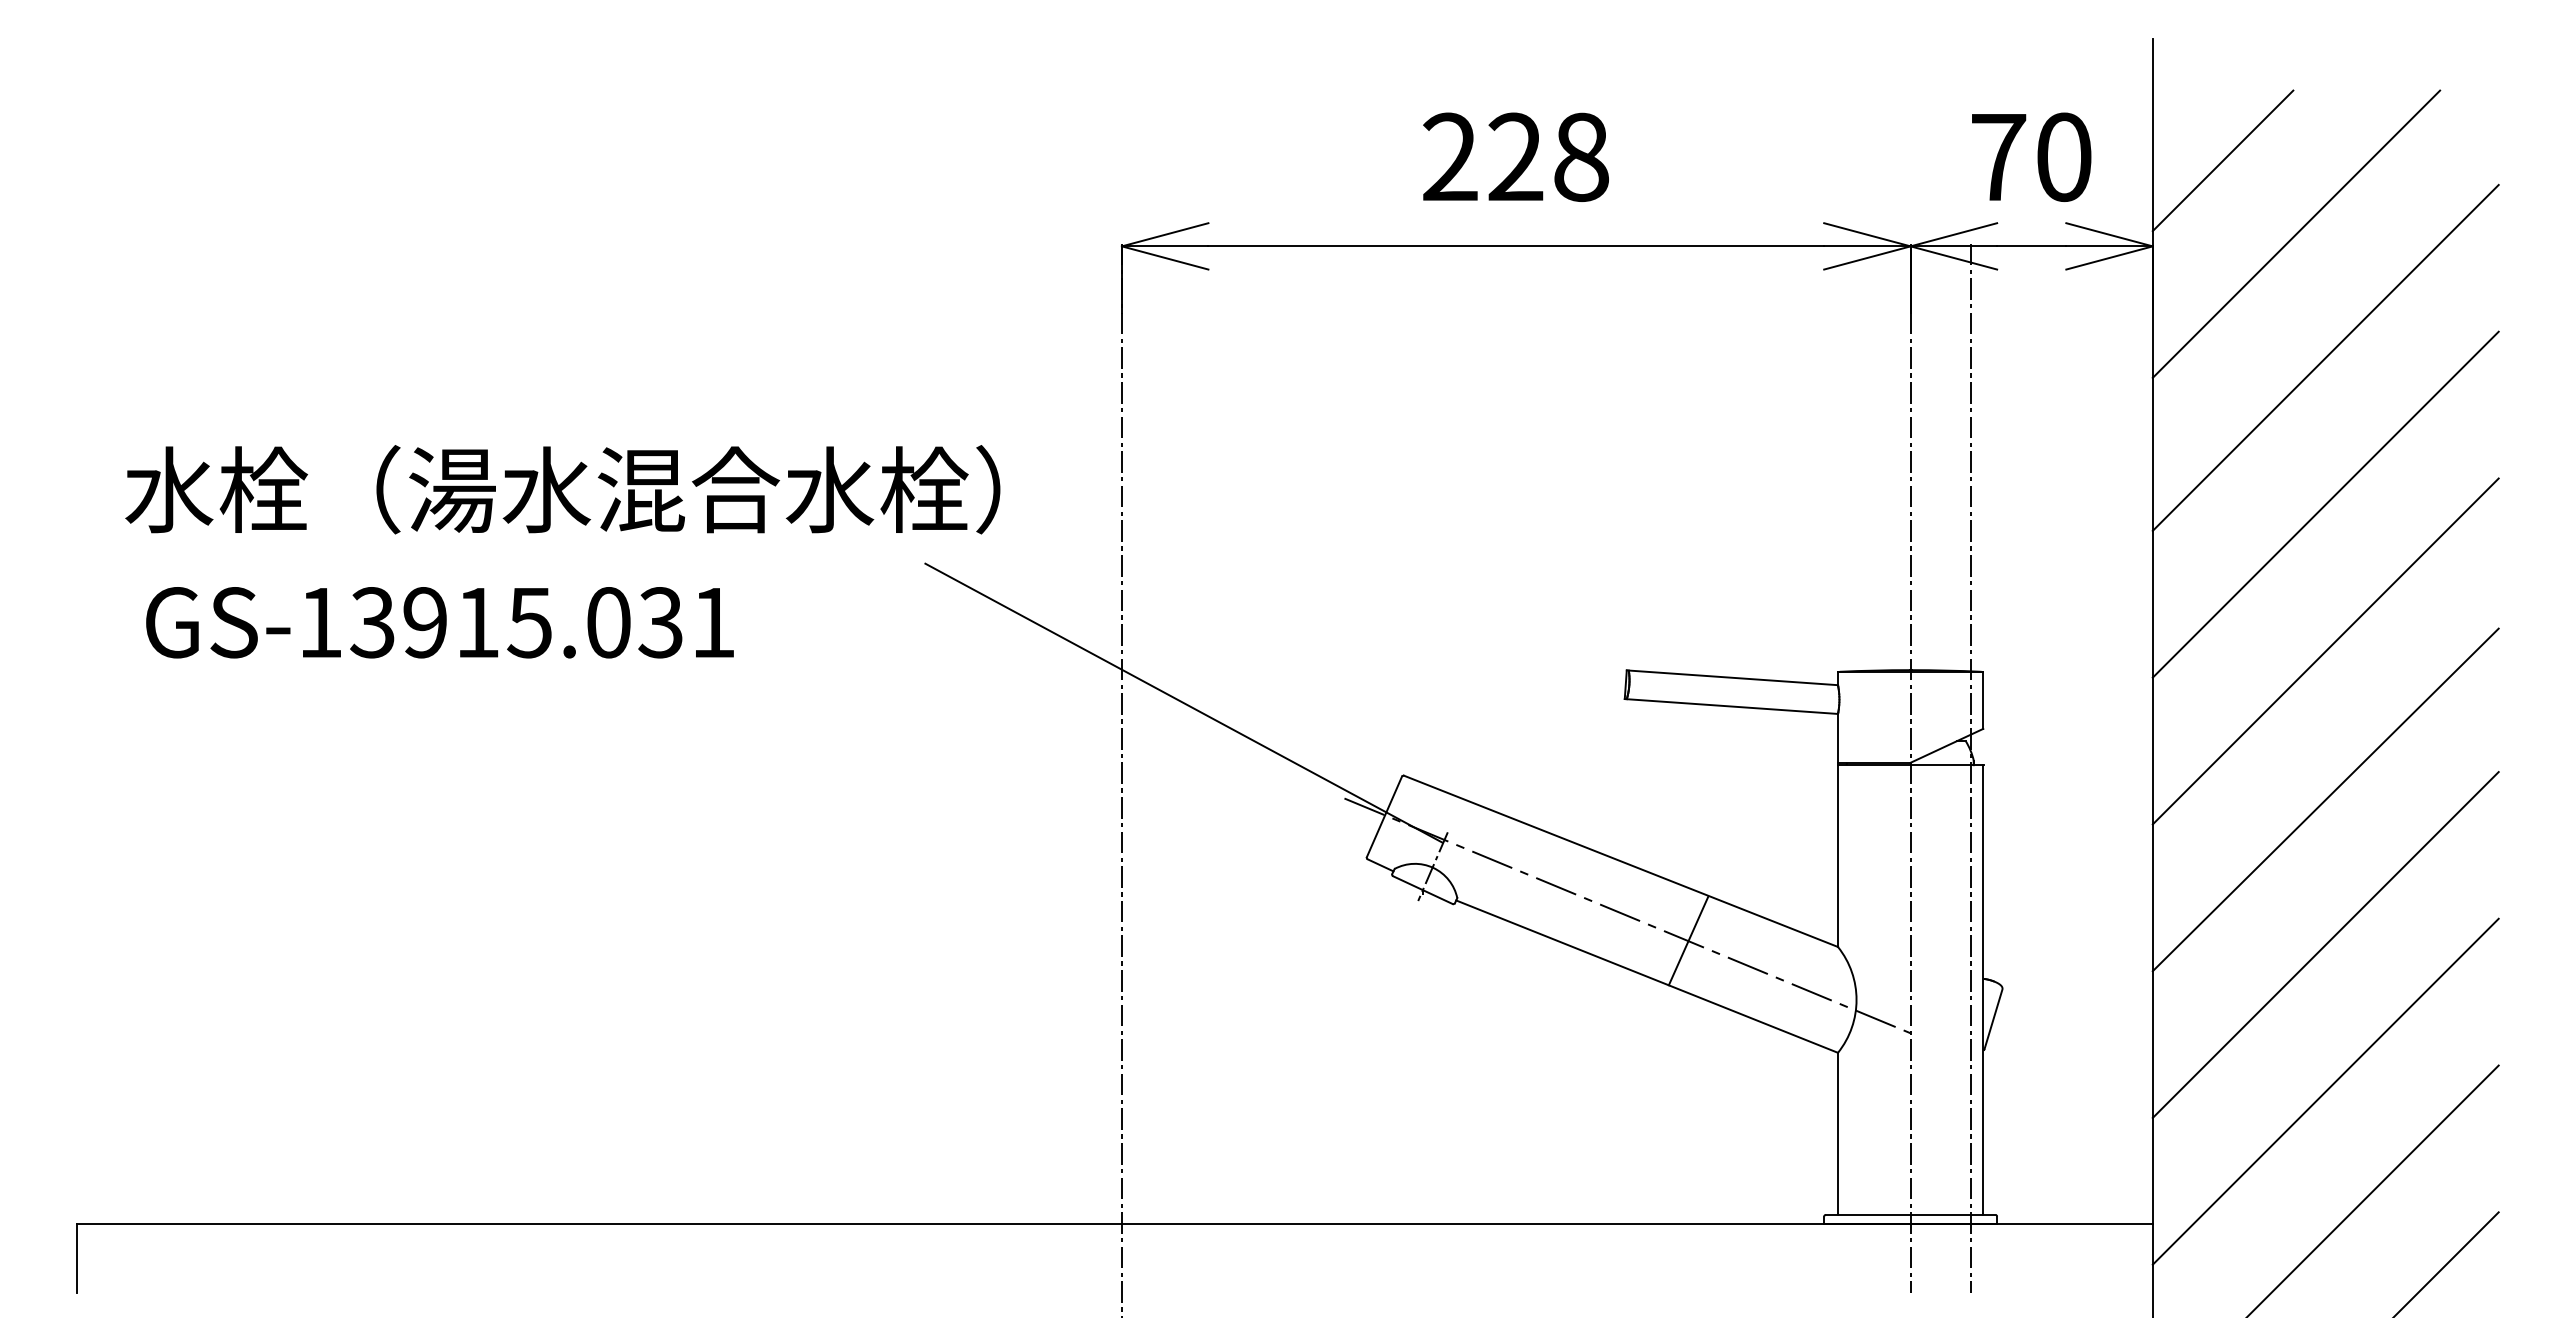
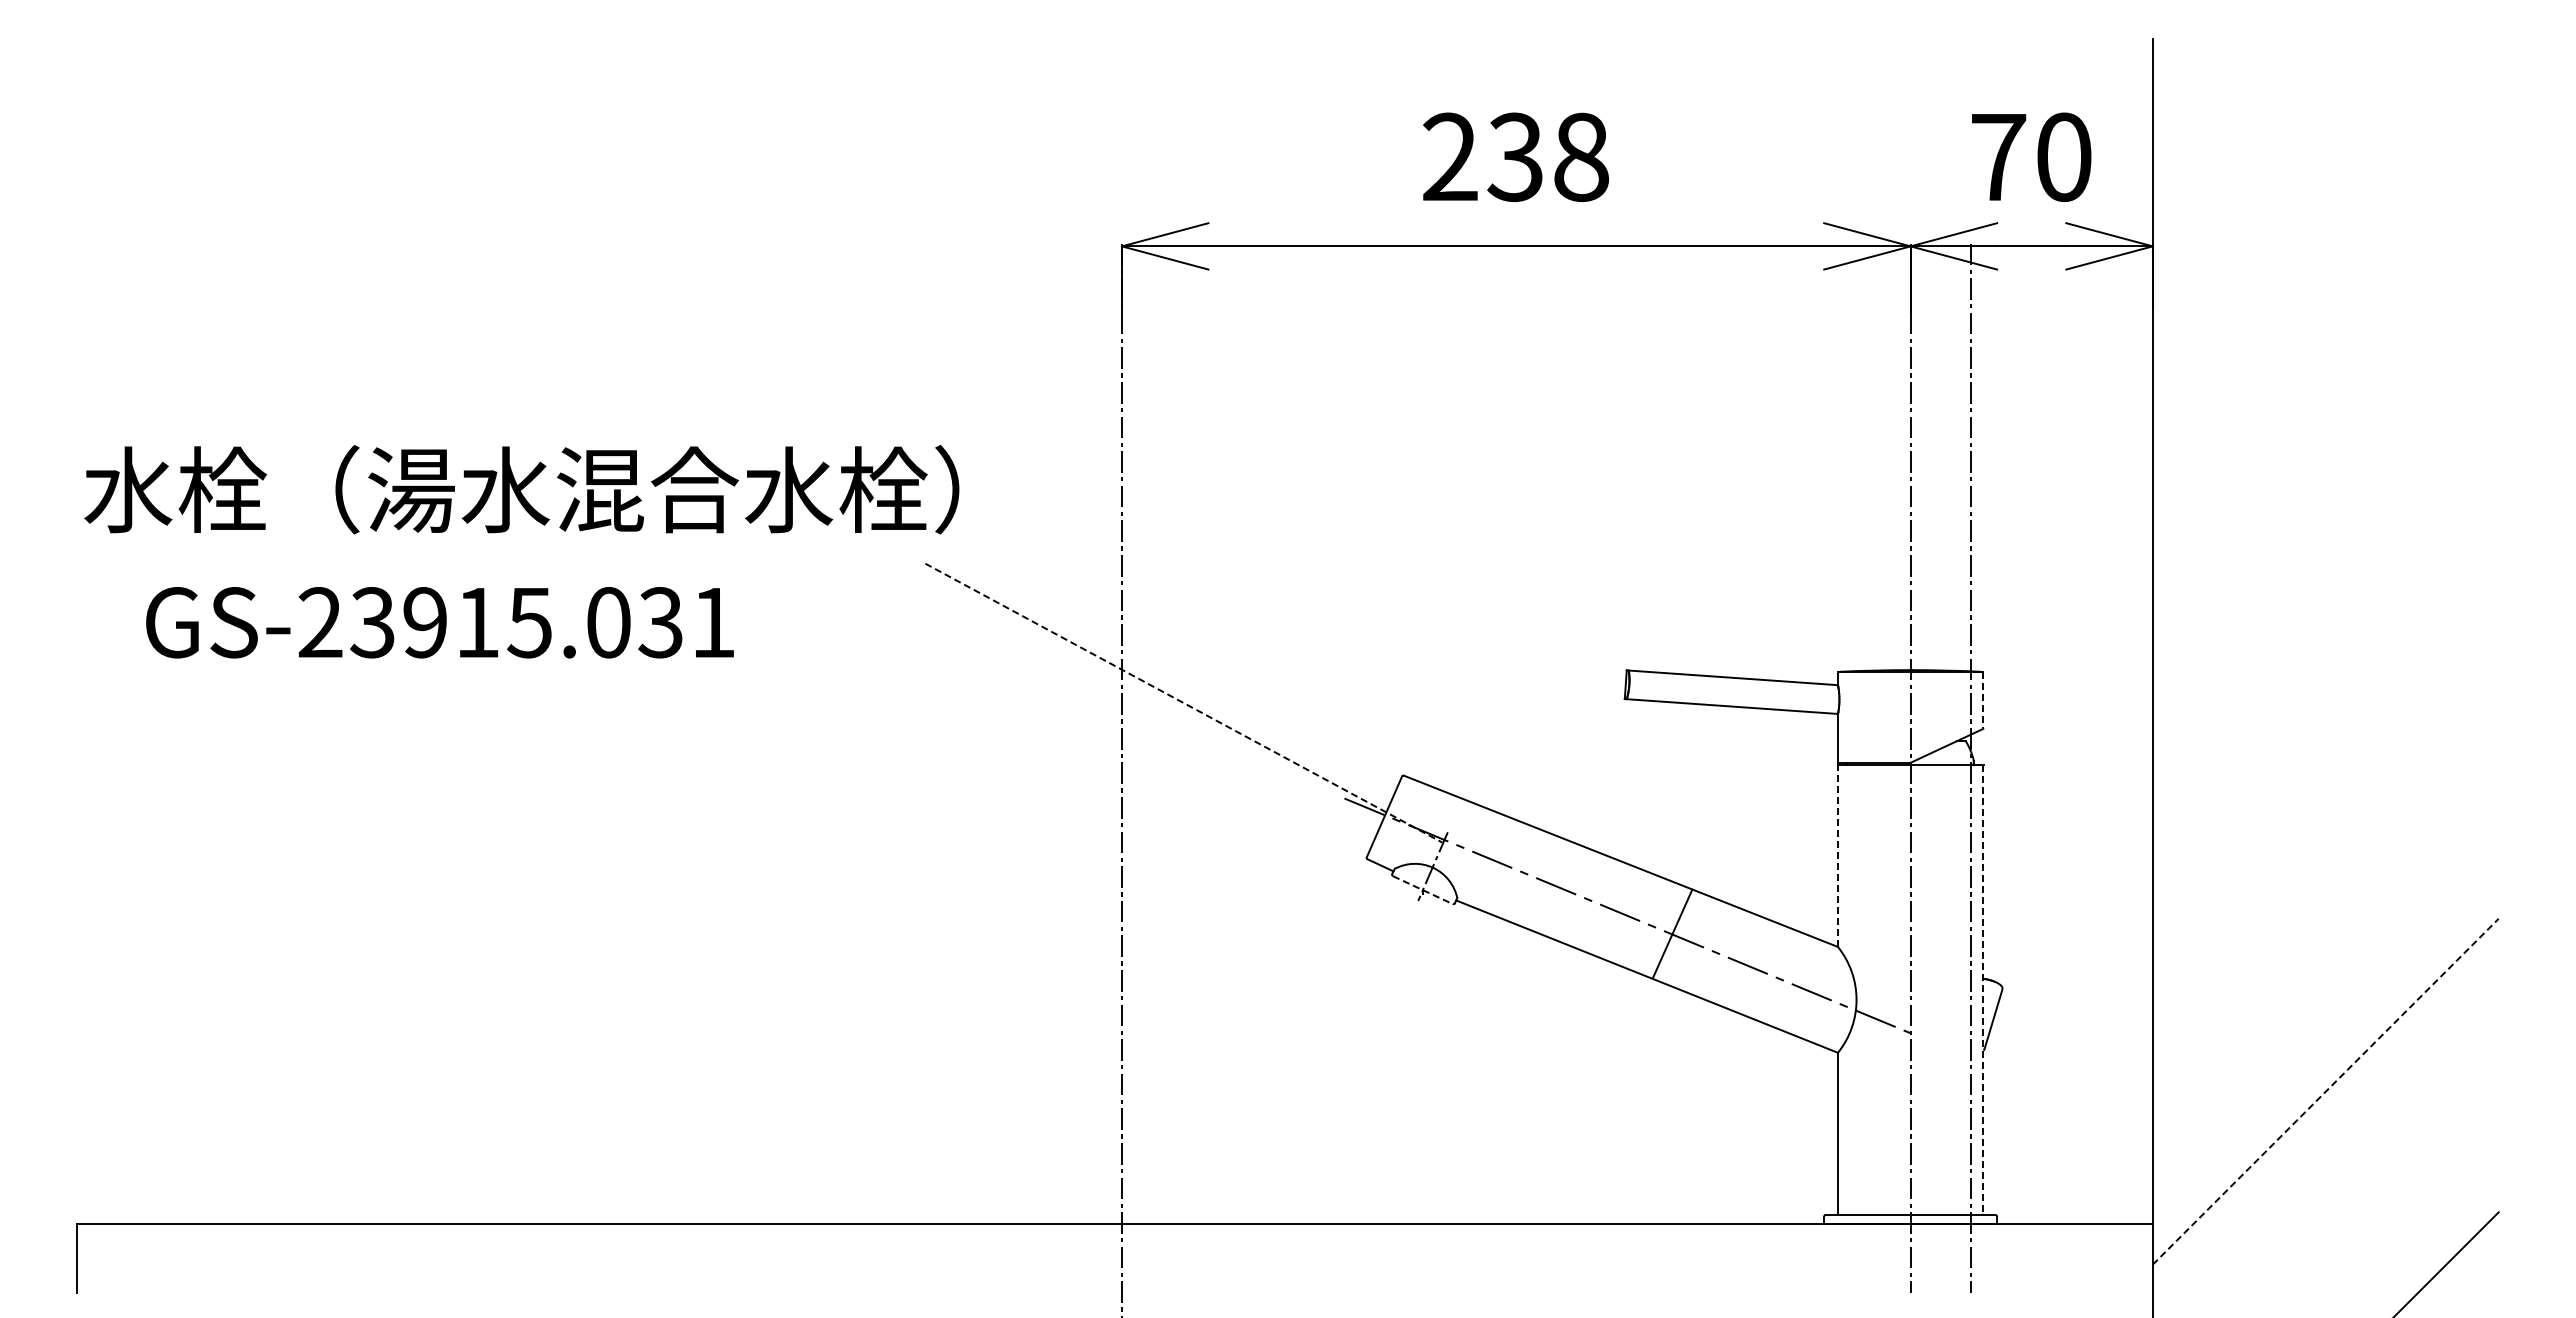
text: 228 -> 238 (1515, 157)
line: present -> none (2222, 160)
line: present -> none (2296, 233)
line: present -> none (2325, 357)
text position: (562, 489) -> (521, 489) (521, 489)
line: present -> none (2325, 504)
text: GS-13915.031 -> GS-23915.031 (320, 622)
line: present -> none (2325, 651)
line: solid -> dashed (1983, 700)
line: solid -> dashed (1183, 703)
line: present -> none (2325, 799)
line: solid -> dashed (1838, 856)
line: solid -> dashed (1422, 890)
line position: (1688, 940) -> (1672, 933) (1672, 933)
line: present -> none (2325, 944)
line: solid -> dashed (1983, 990)
line: solid -> dashed (2325, 1091)
line: present -> none (2373, 1189)
